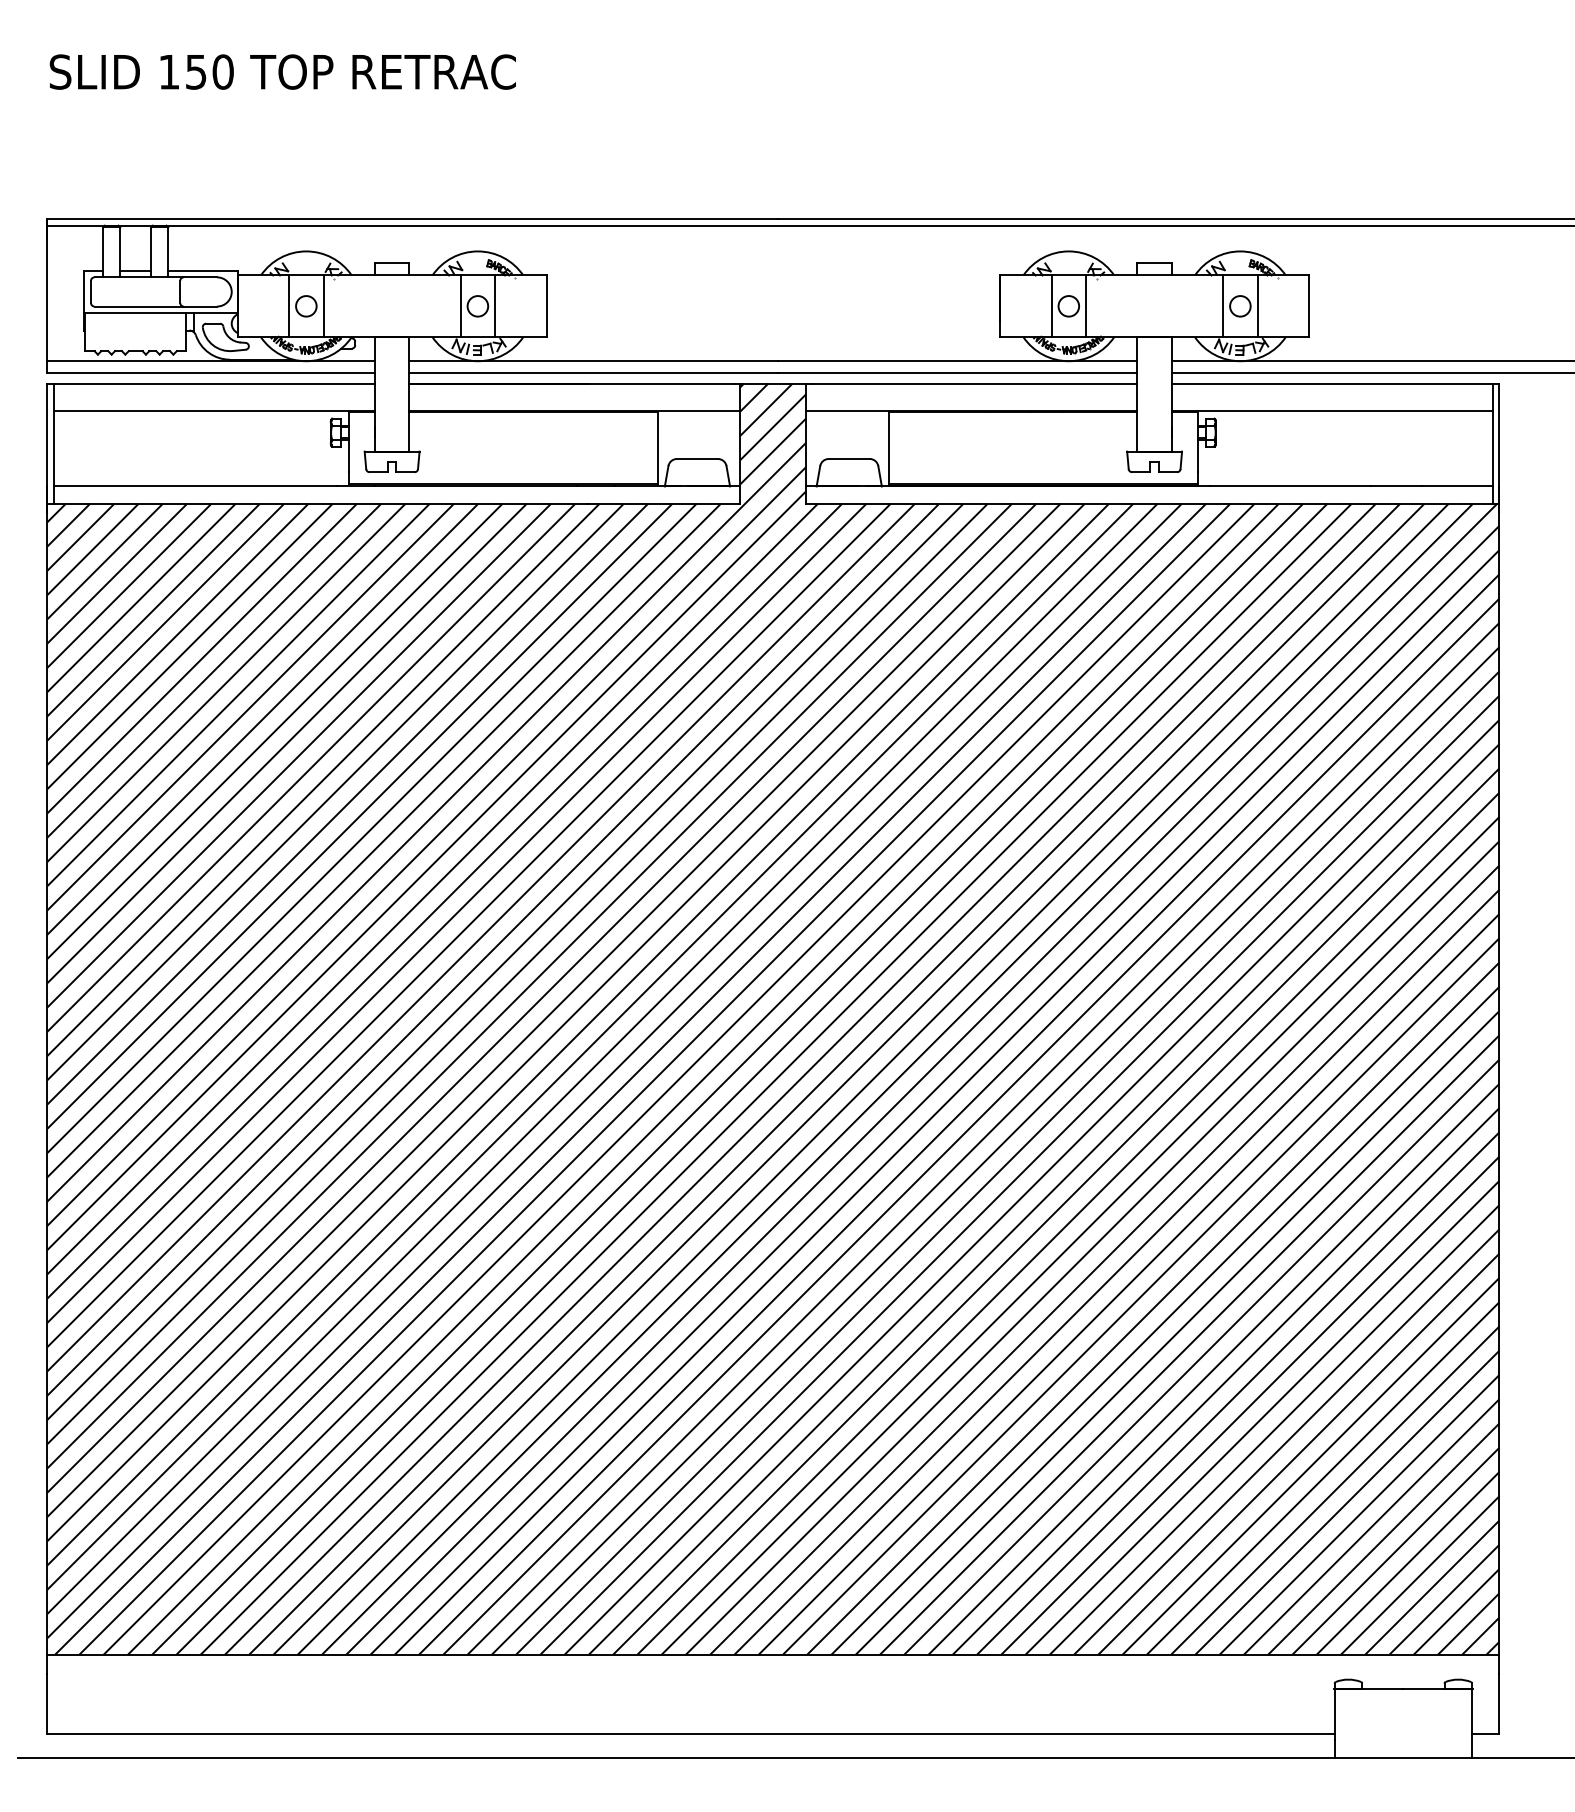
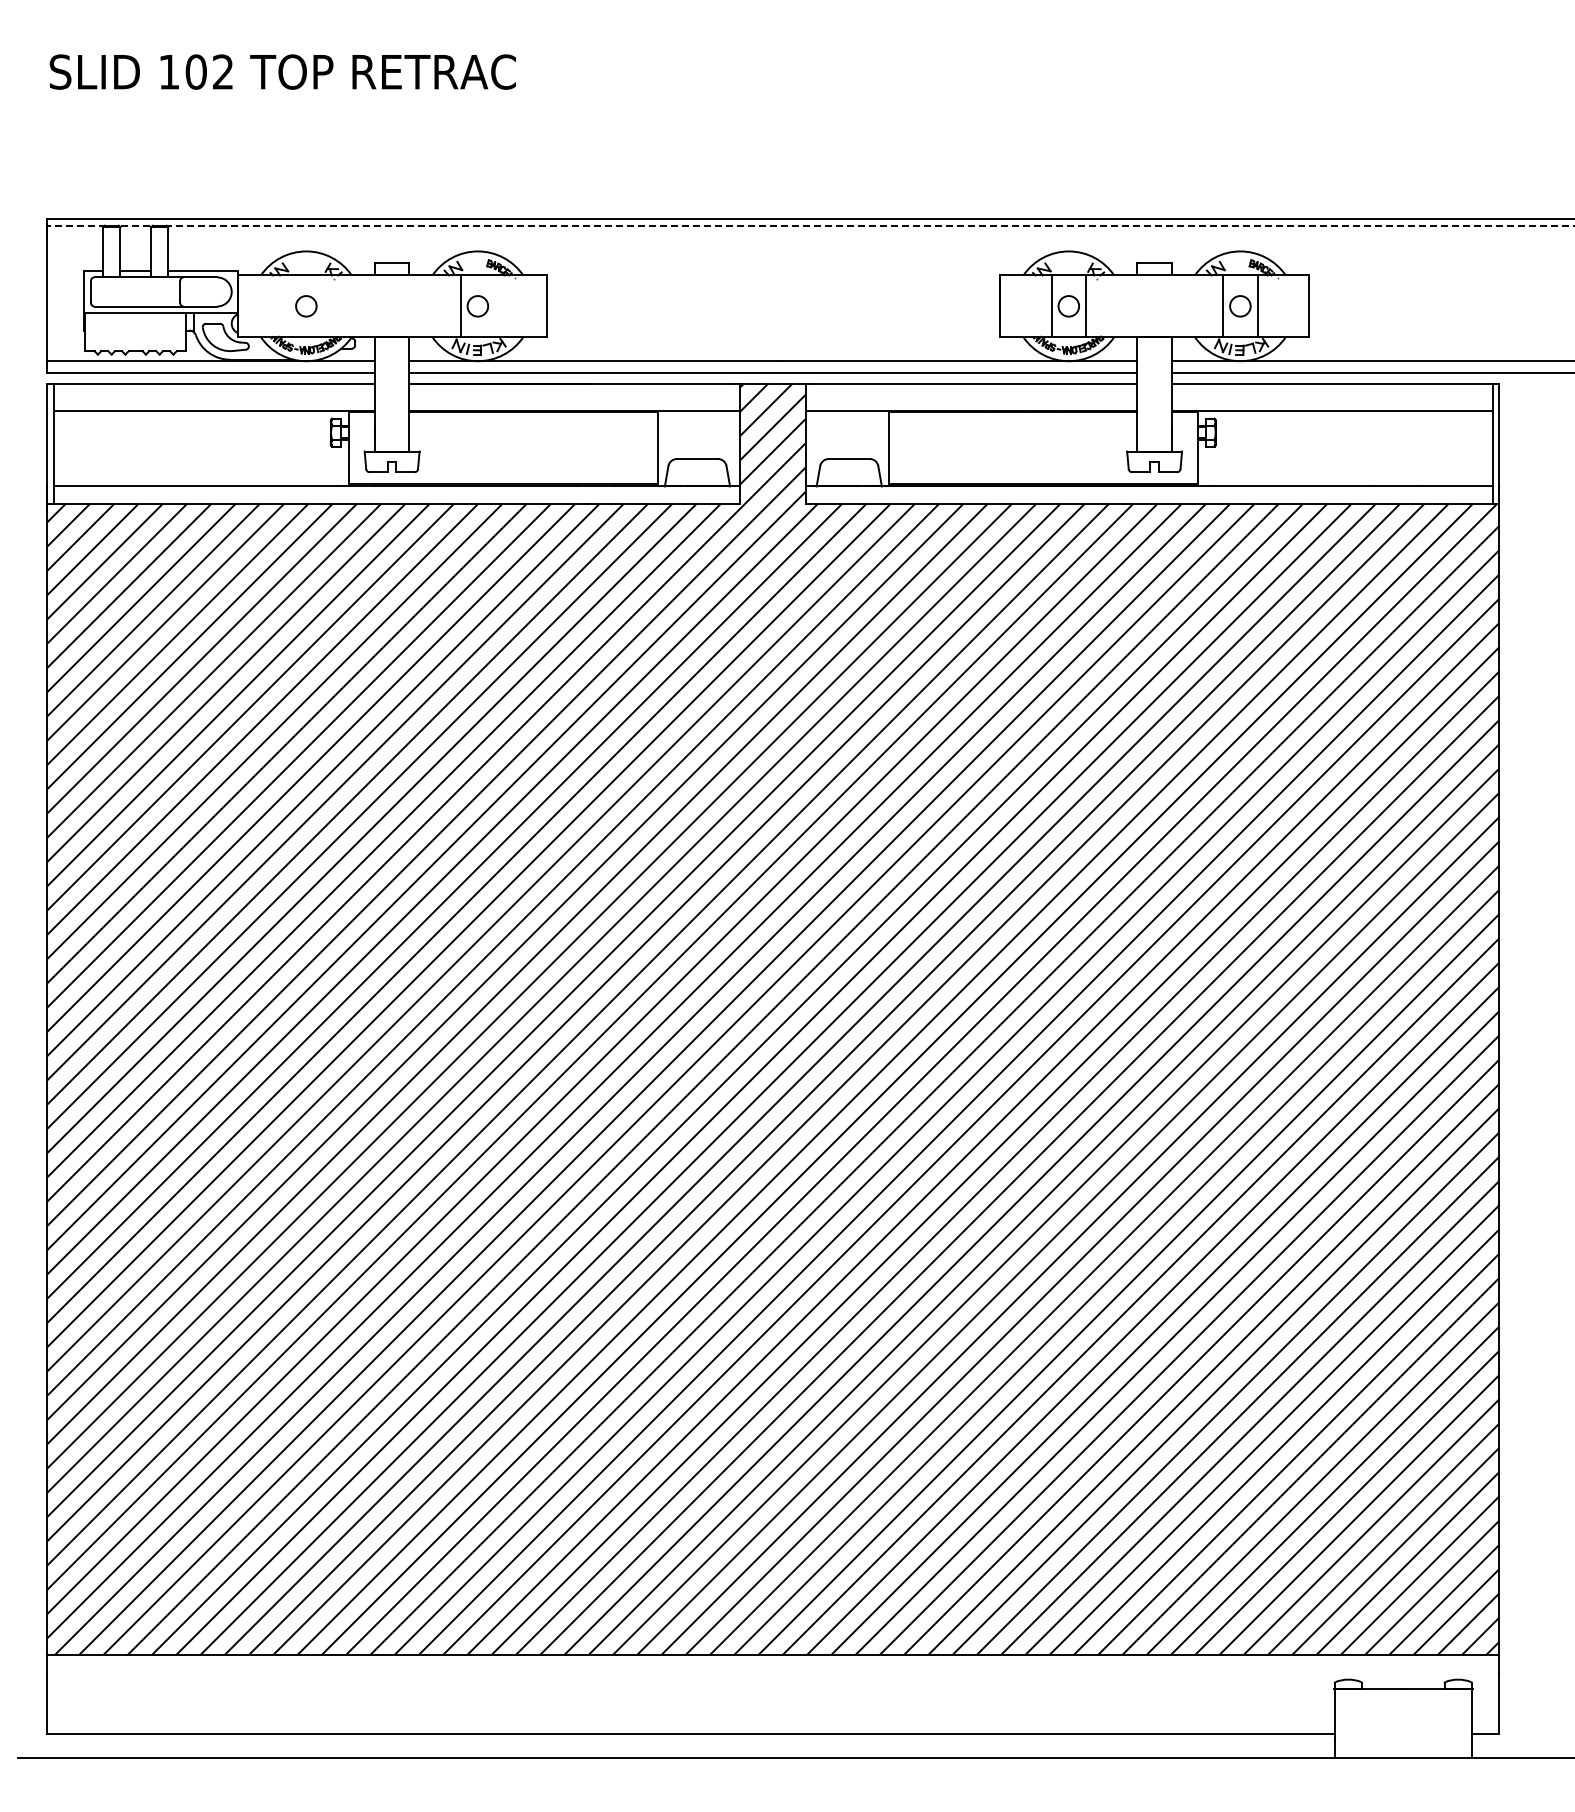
text: 150 -> 102 (209, 71)
line: solid -> dashed (811, 225)
line: present -> none (289, 306)
line: present -> none (323, 306)
line: present -> none (495, 306)
